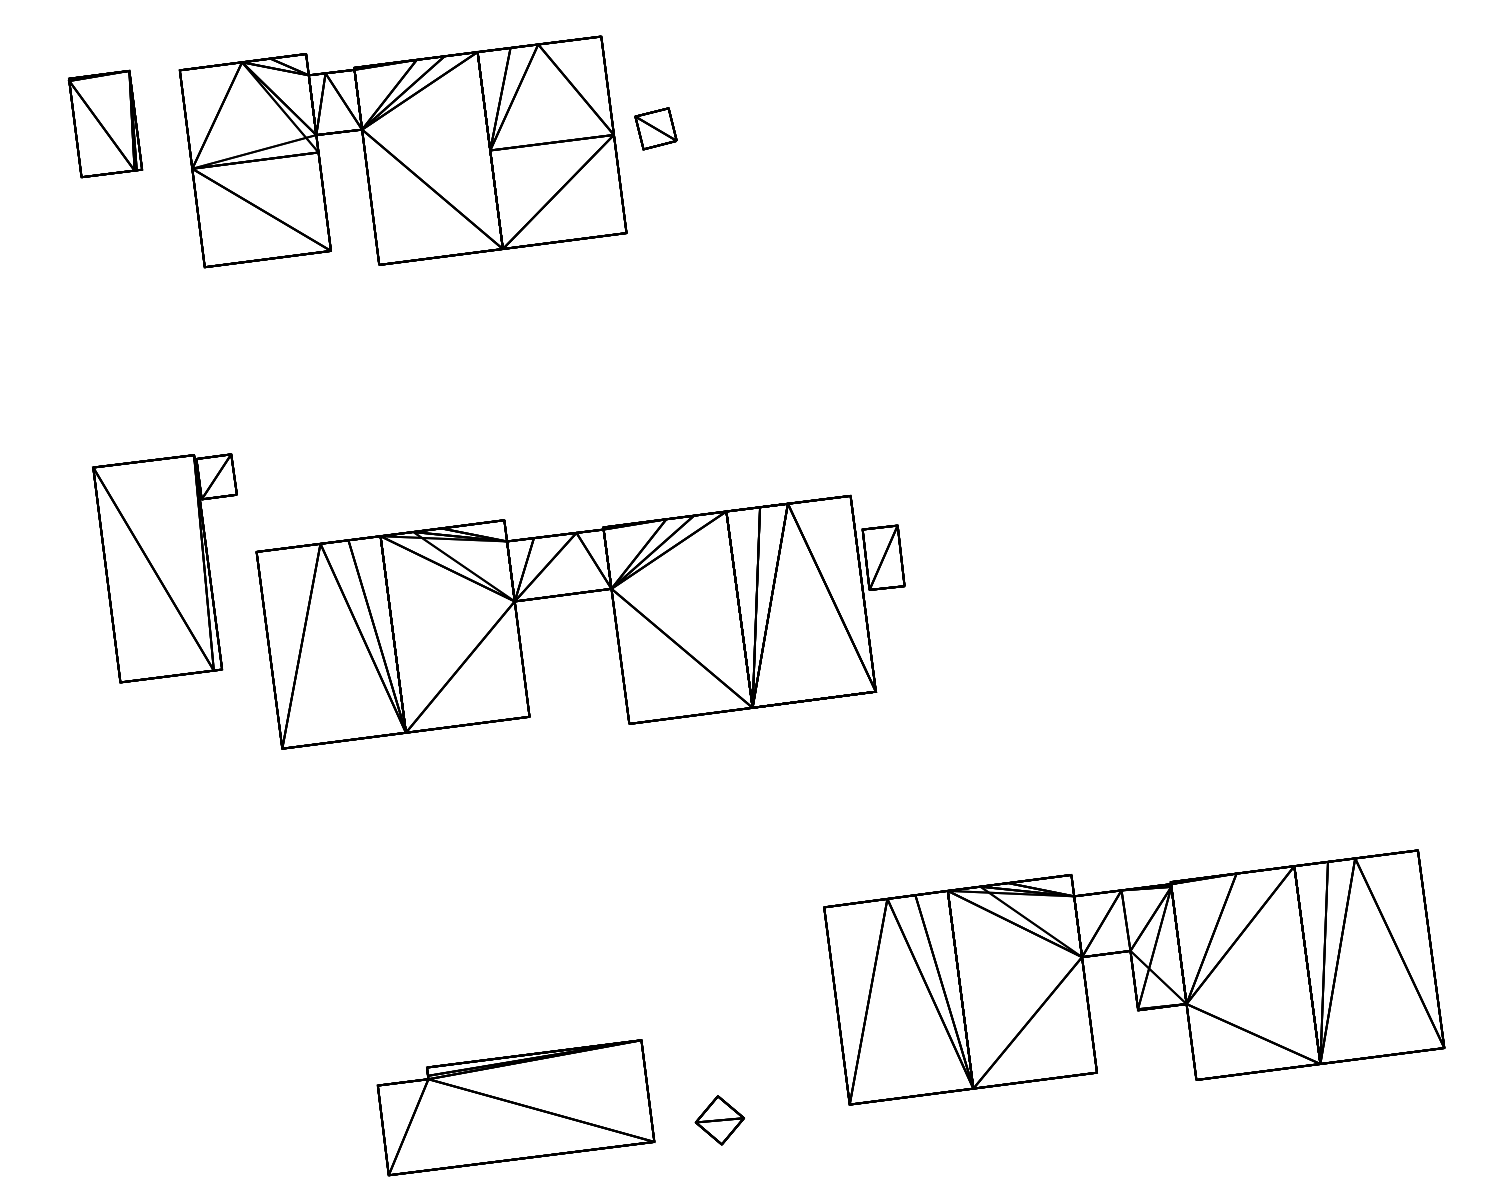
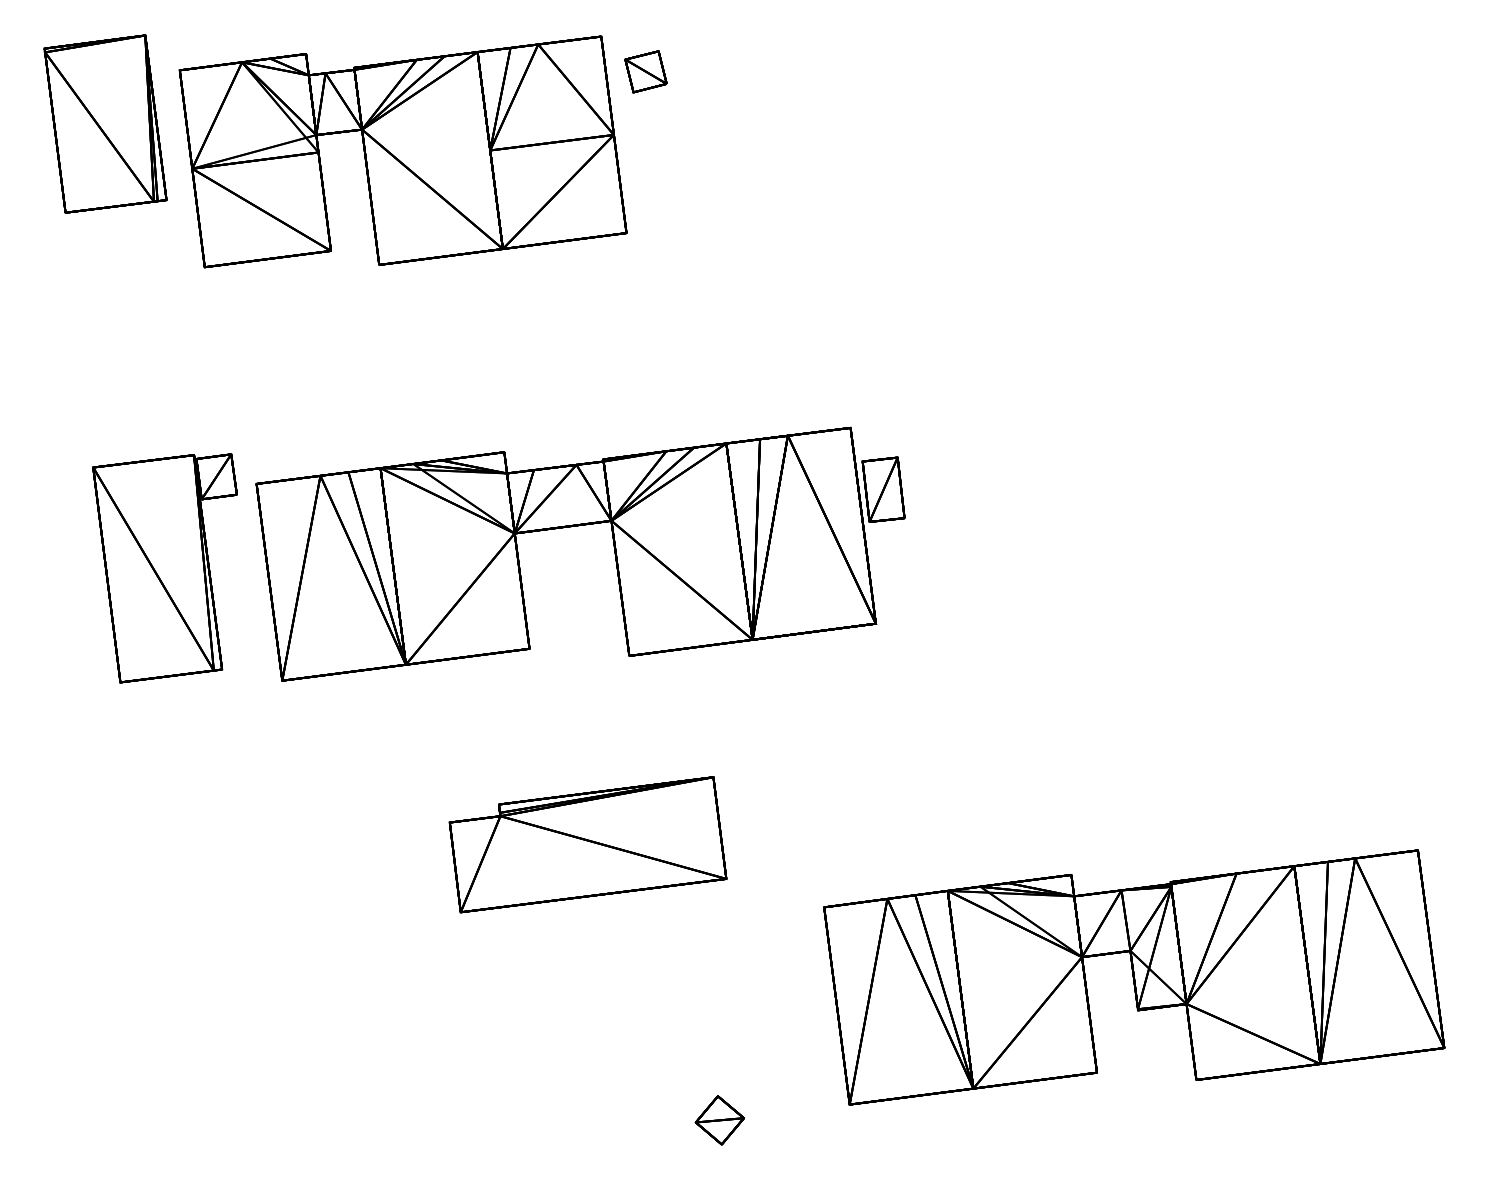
part size: 77x110 px -> 125x180 px (105, 123)
part position: (655, 128) -> (645, 71) (645, 71)
part position: (578, 594) -> (578, 526) (578, 526)
part position: (515, 1107) -> (587, 844) (587, 844)
